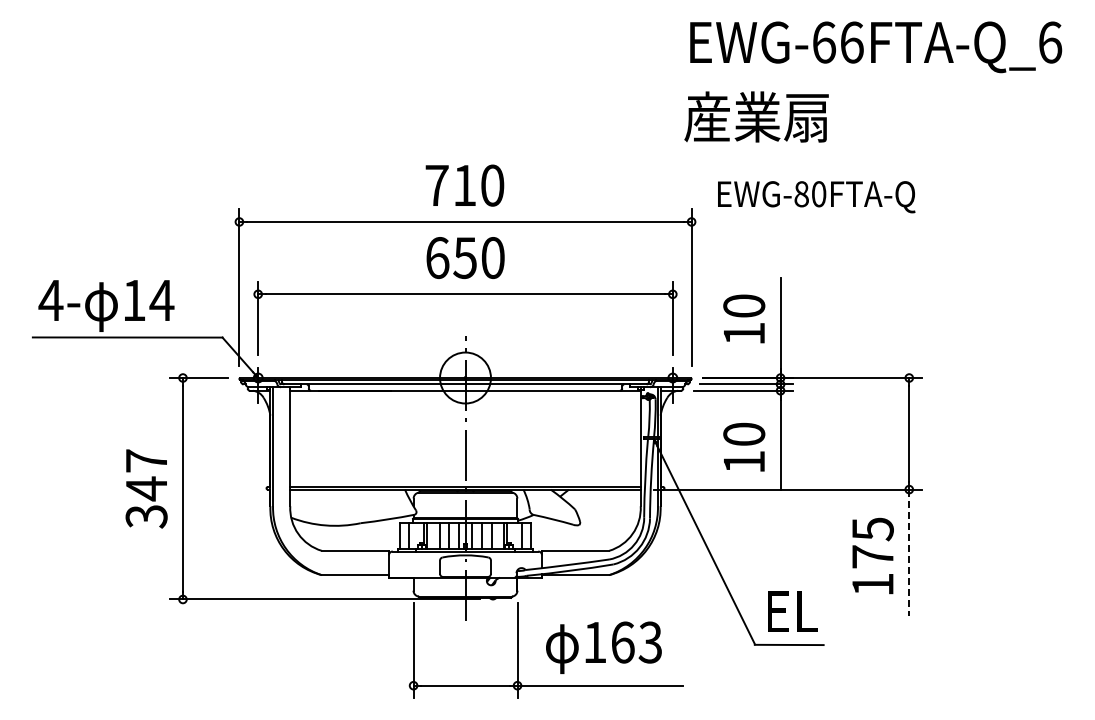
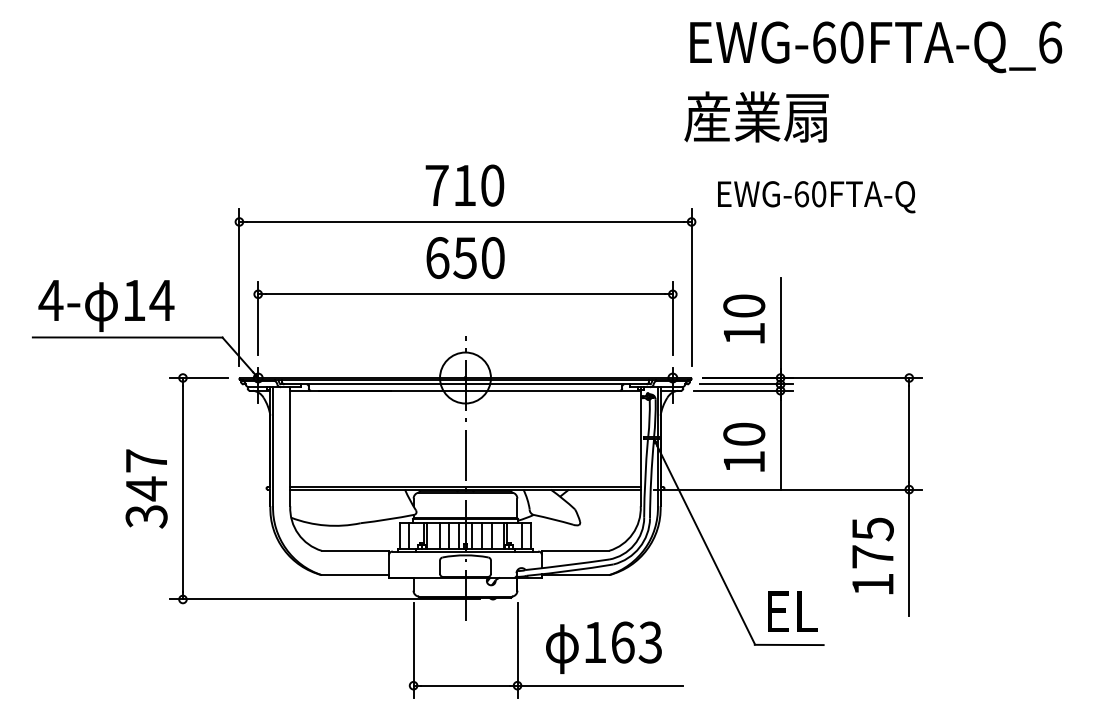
text: EWG-66FTA-Q_6 -> EWG-60FTA-Q_6 (851, 42)
text: EWG-80FTA-Q -> EWG-60FTA-Q (801, 194)
line: dashed -> solid (909, 553)
